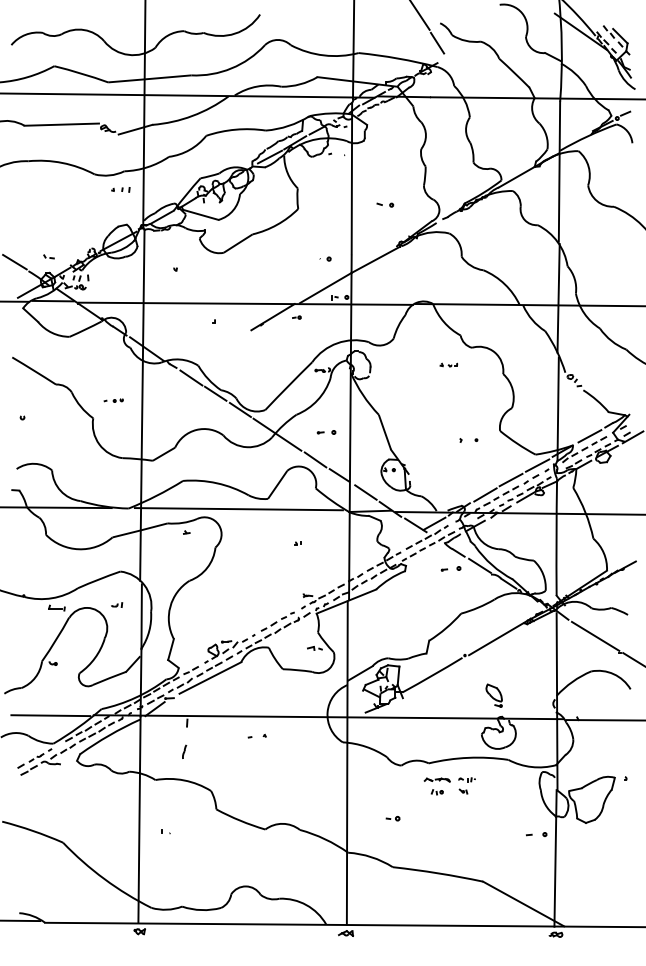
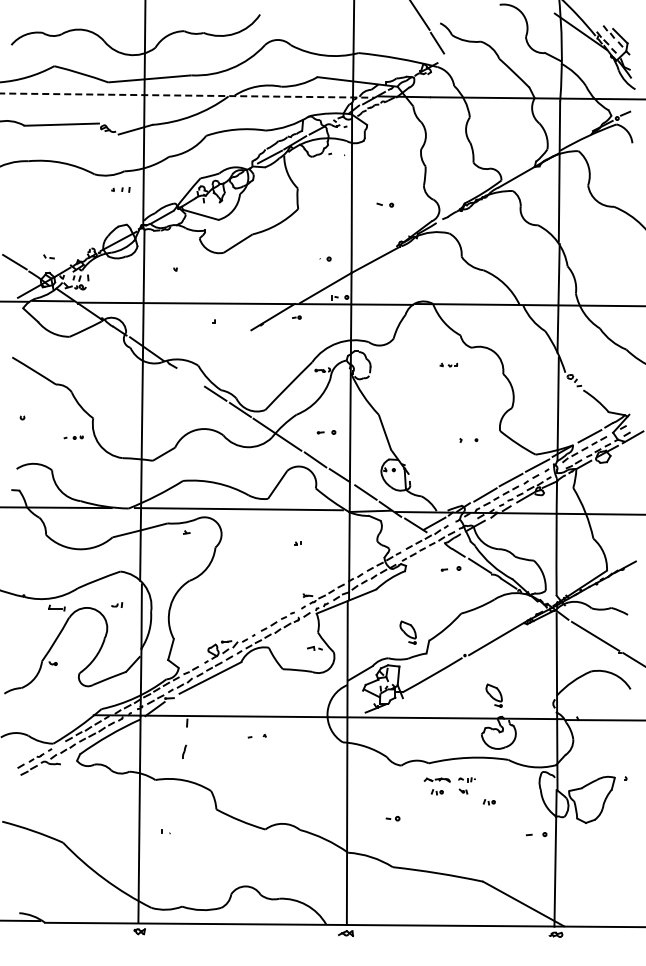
line: solid -> dashed (187, 95)
line: present -> none (191, 377)
part position: (113, 400) -> (73, 437) (73, 437)
part: none -> present (407, 632)
line: present -> none (50, 715)
part: none -> present (488, 802)
